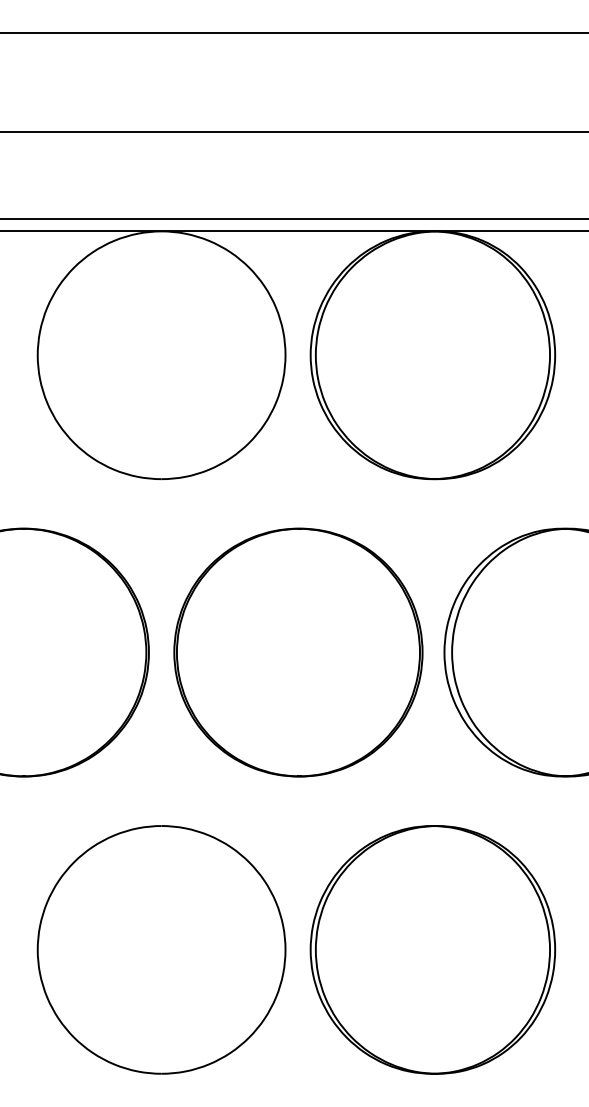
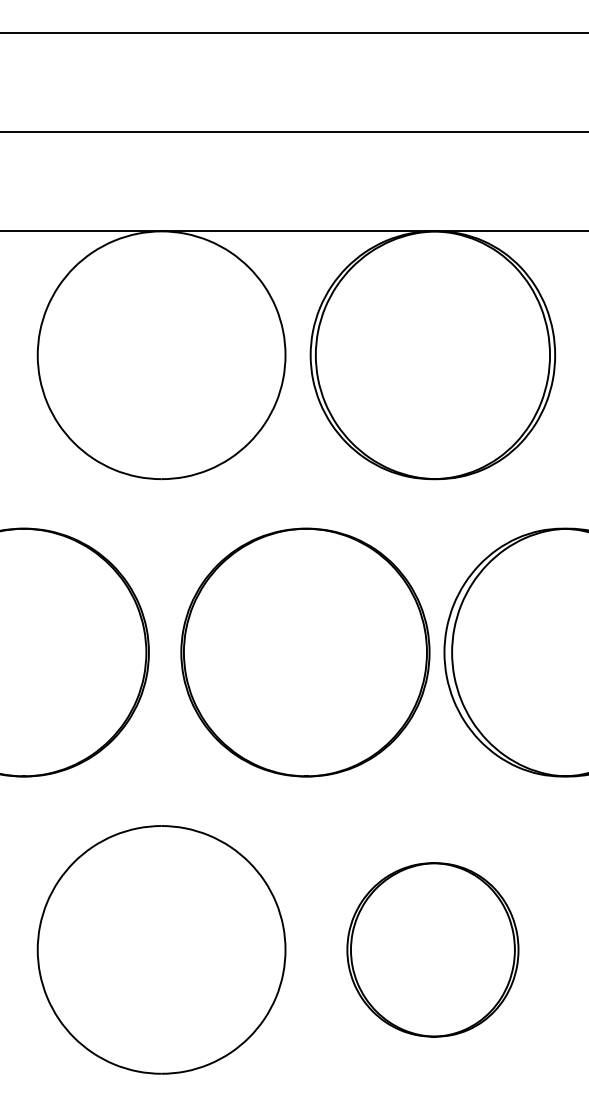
line: present -> none (293, 219)
part position: (298, 652) -> (305, 652) (305, 652)
part size: 248x250 px -> 174x176 px (432, 949)
